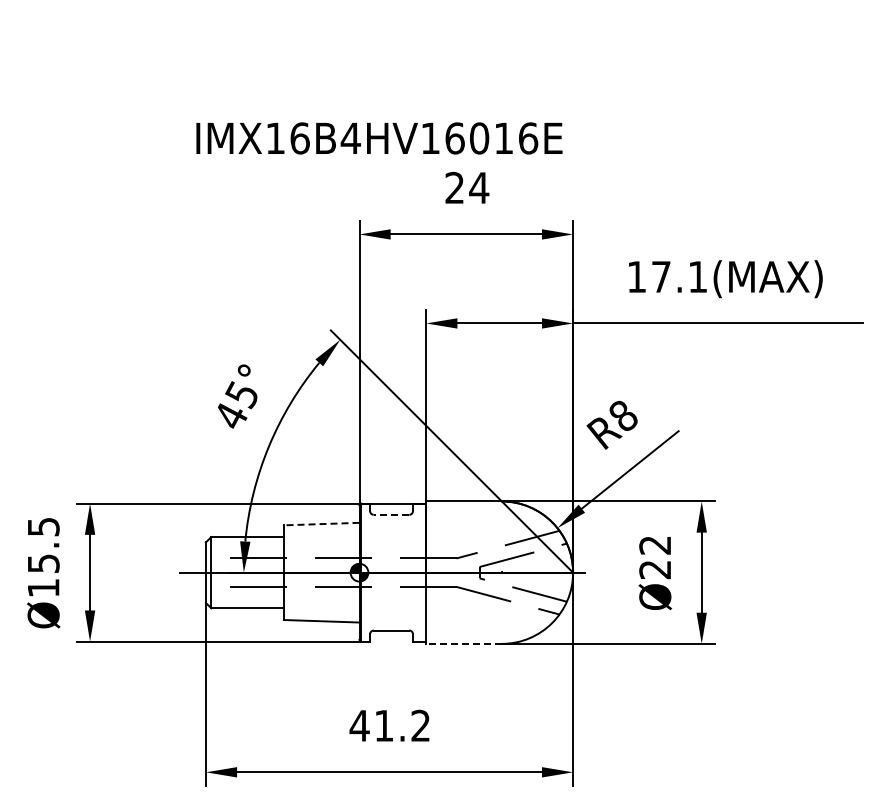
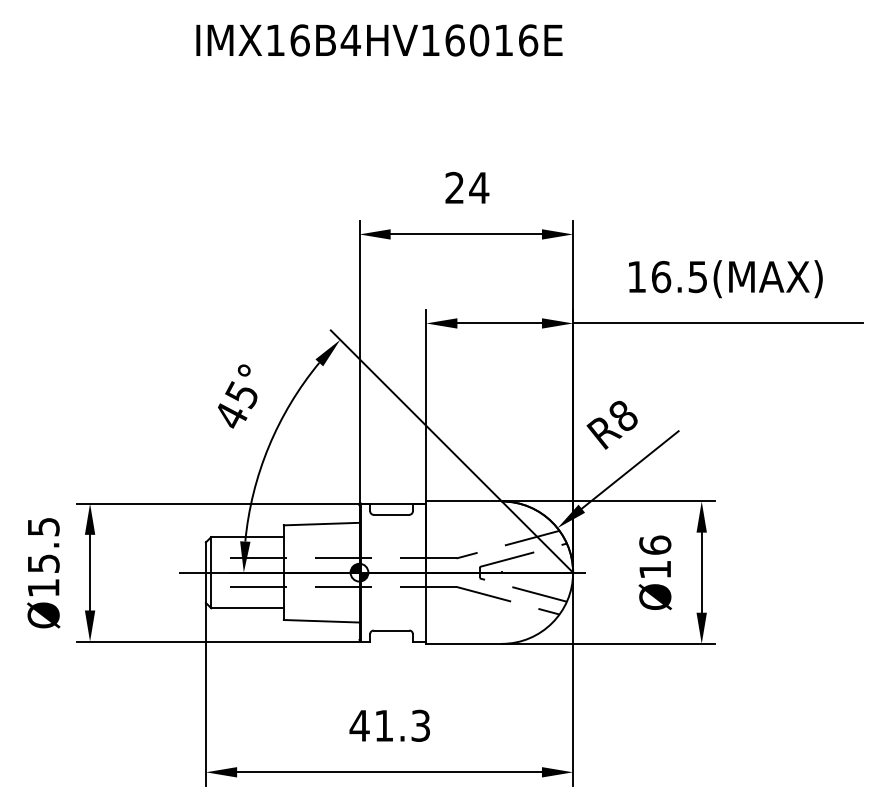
text position: (379, 138) -> (379, 40) (379, 40)
text: 17.1(MAX) -> 16.5(MAX) (679, 276)
line: dashed -> solid (391, 514)
line: dashed -> solid (321, 524)
text: Ø22 -> Ø16 (655, 557)
line: dashed -> solid (464, 643)
text: 41.2 -> 41.3 (420, 725)
